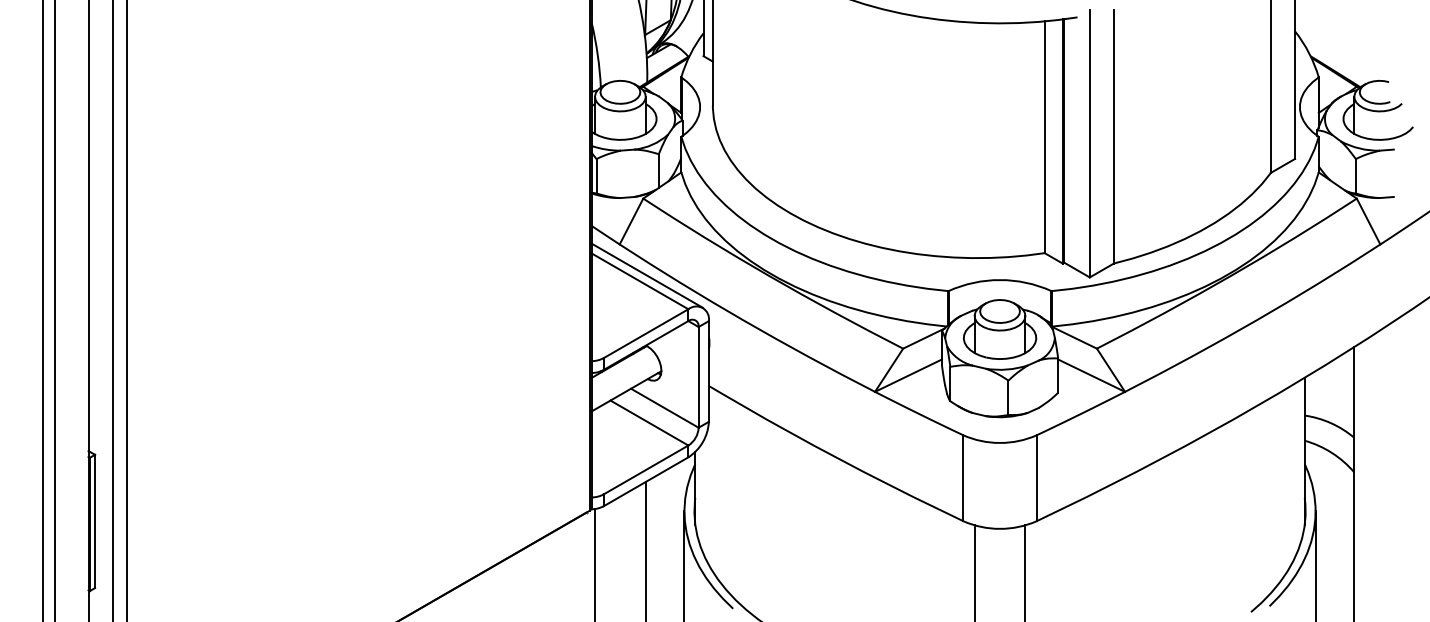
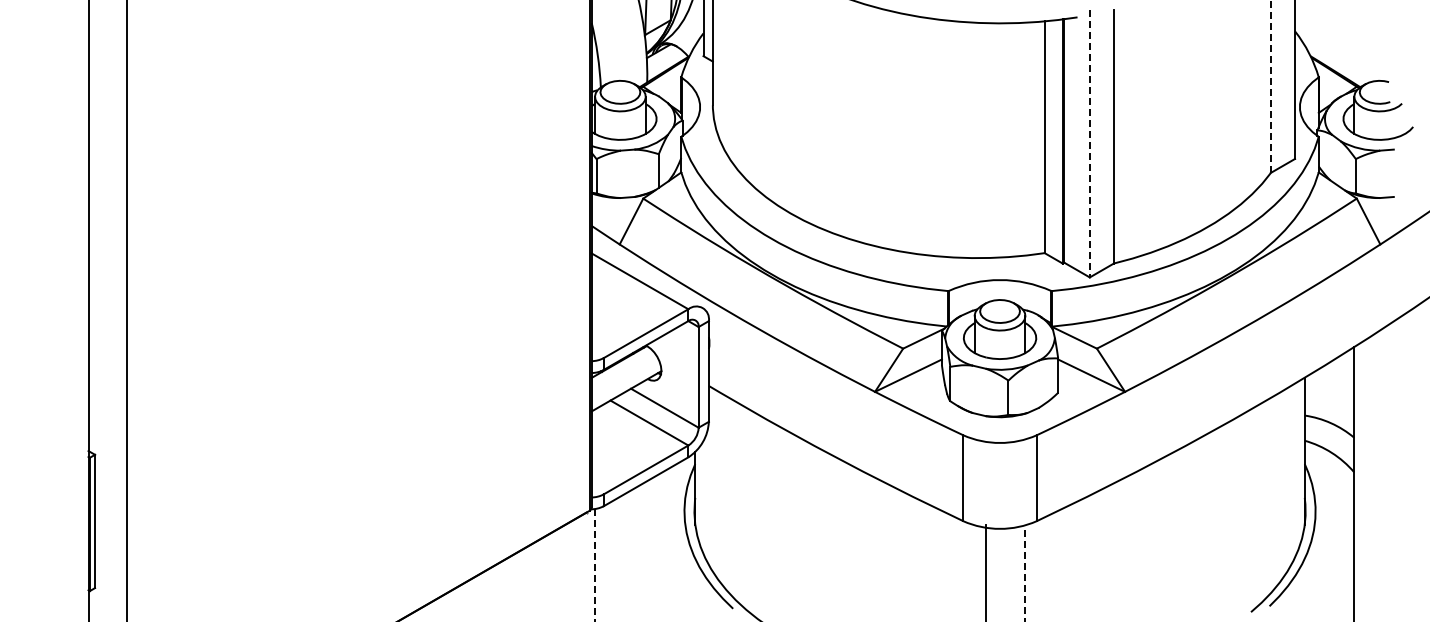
line: solid -> dashed (1270, 86)
line: solid -> dashed (1089, 143)
line: present -> none (646, 275)
line: present -> none (42, 310)
line: present -> none (55, 310)
line: present -> none (112, 310)
line: present -> none (645, 549)
line: present -> none (684, 564)
line: present -> none (1315, 564)
line: solid -> dashed (595, 565)
line position: (974, 571) -> (985, 571) (985, 571)
line: solid -> dashed (1025, 573)
